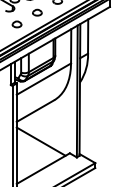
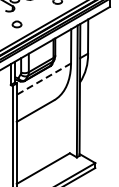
part: present -> none (37, 12)
line: solid -> dashed (43, 79)
line: present -> none (40, 141)
